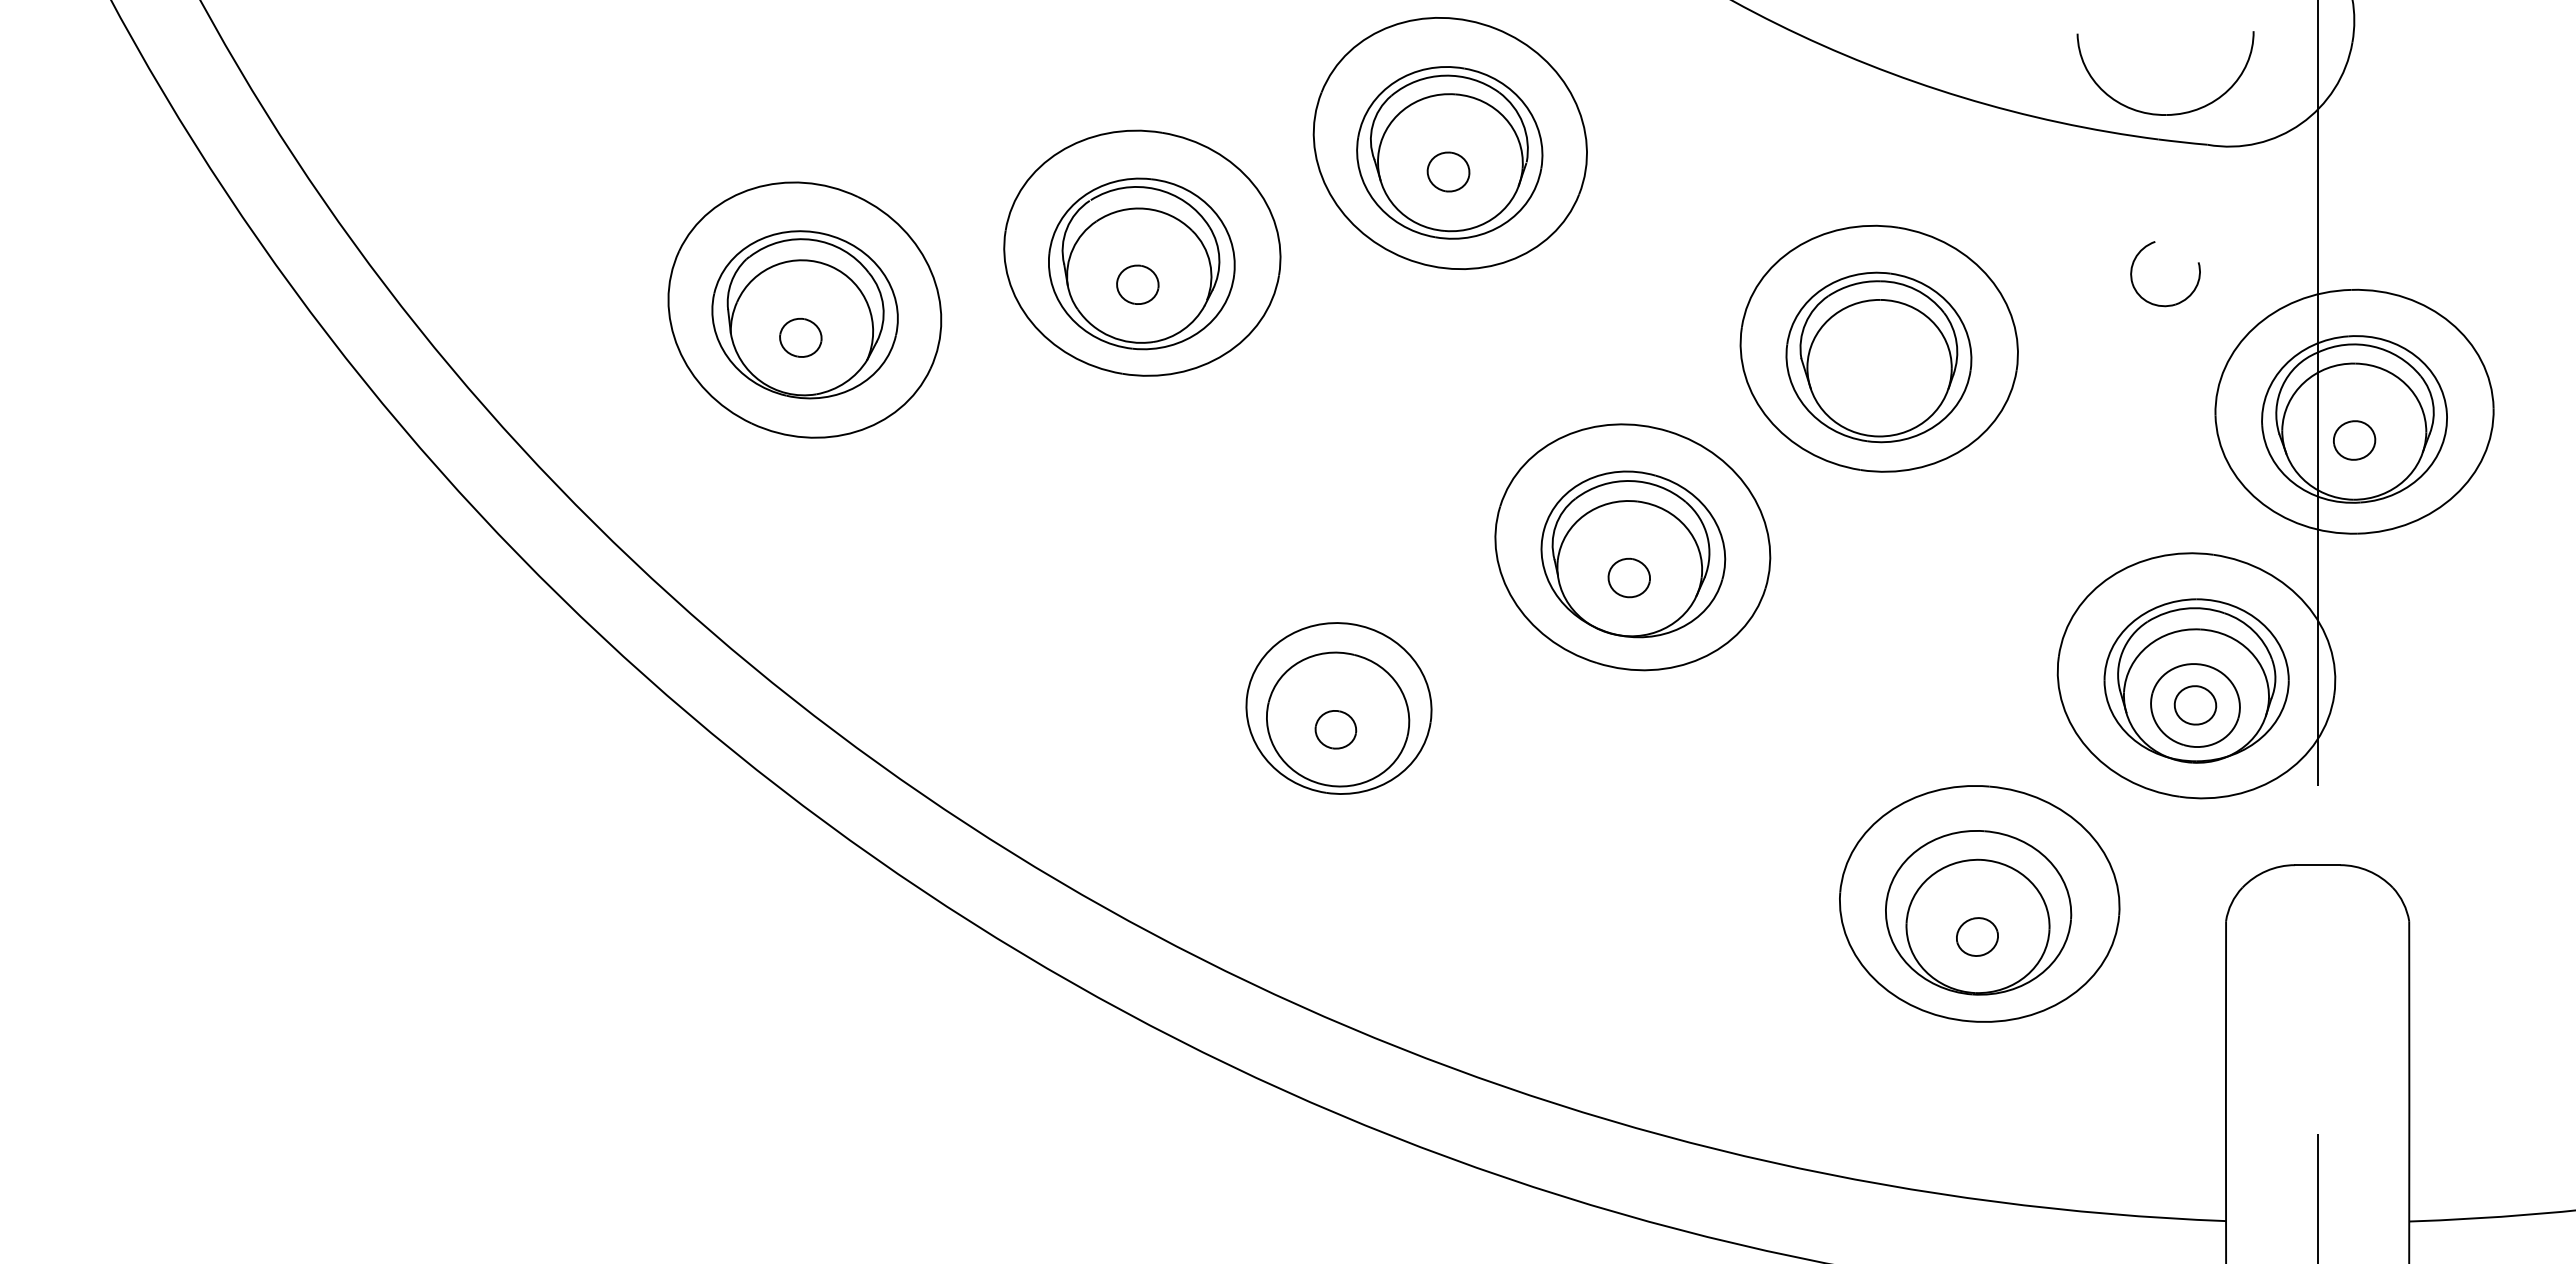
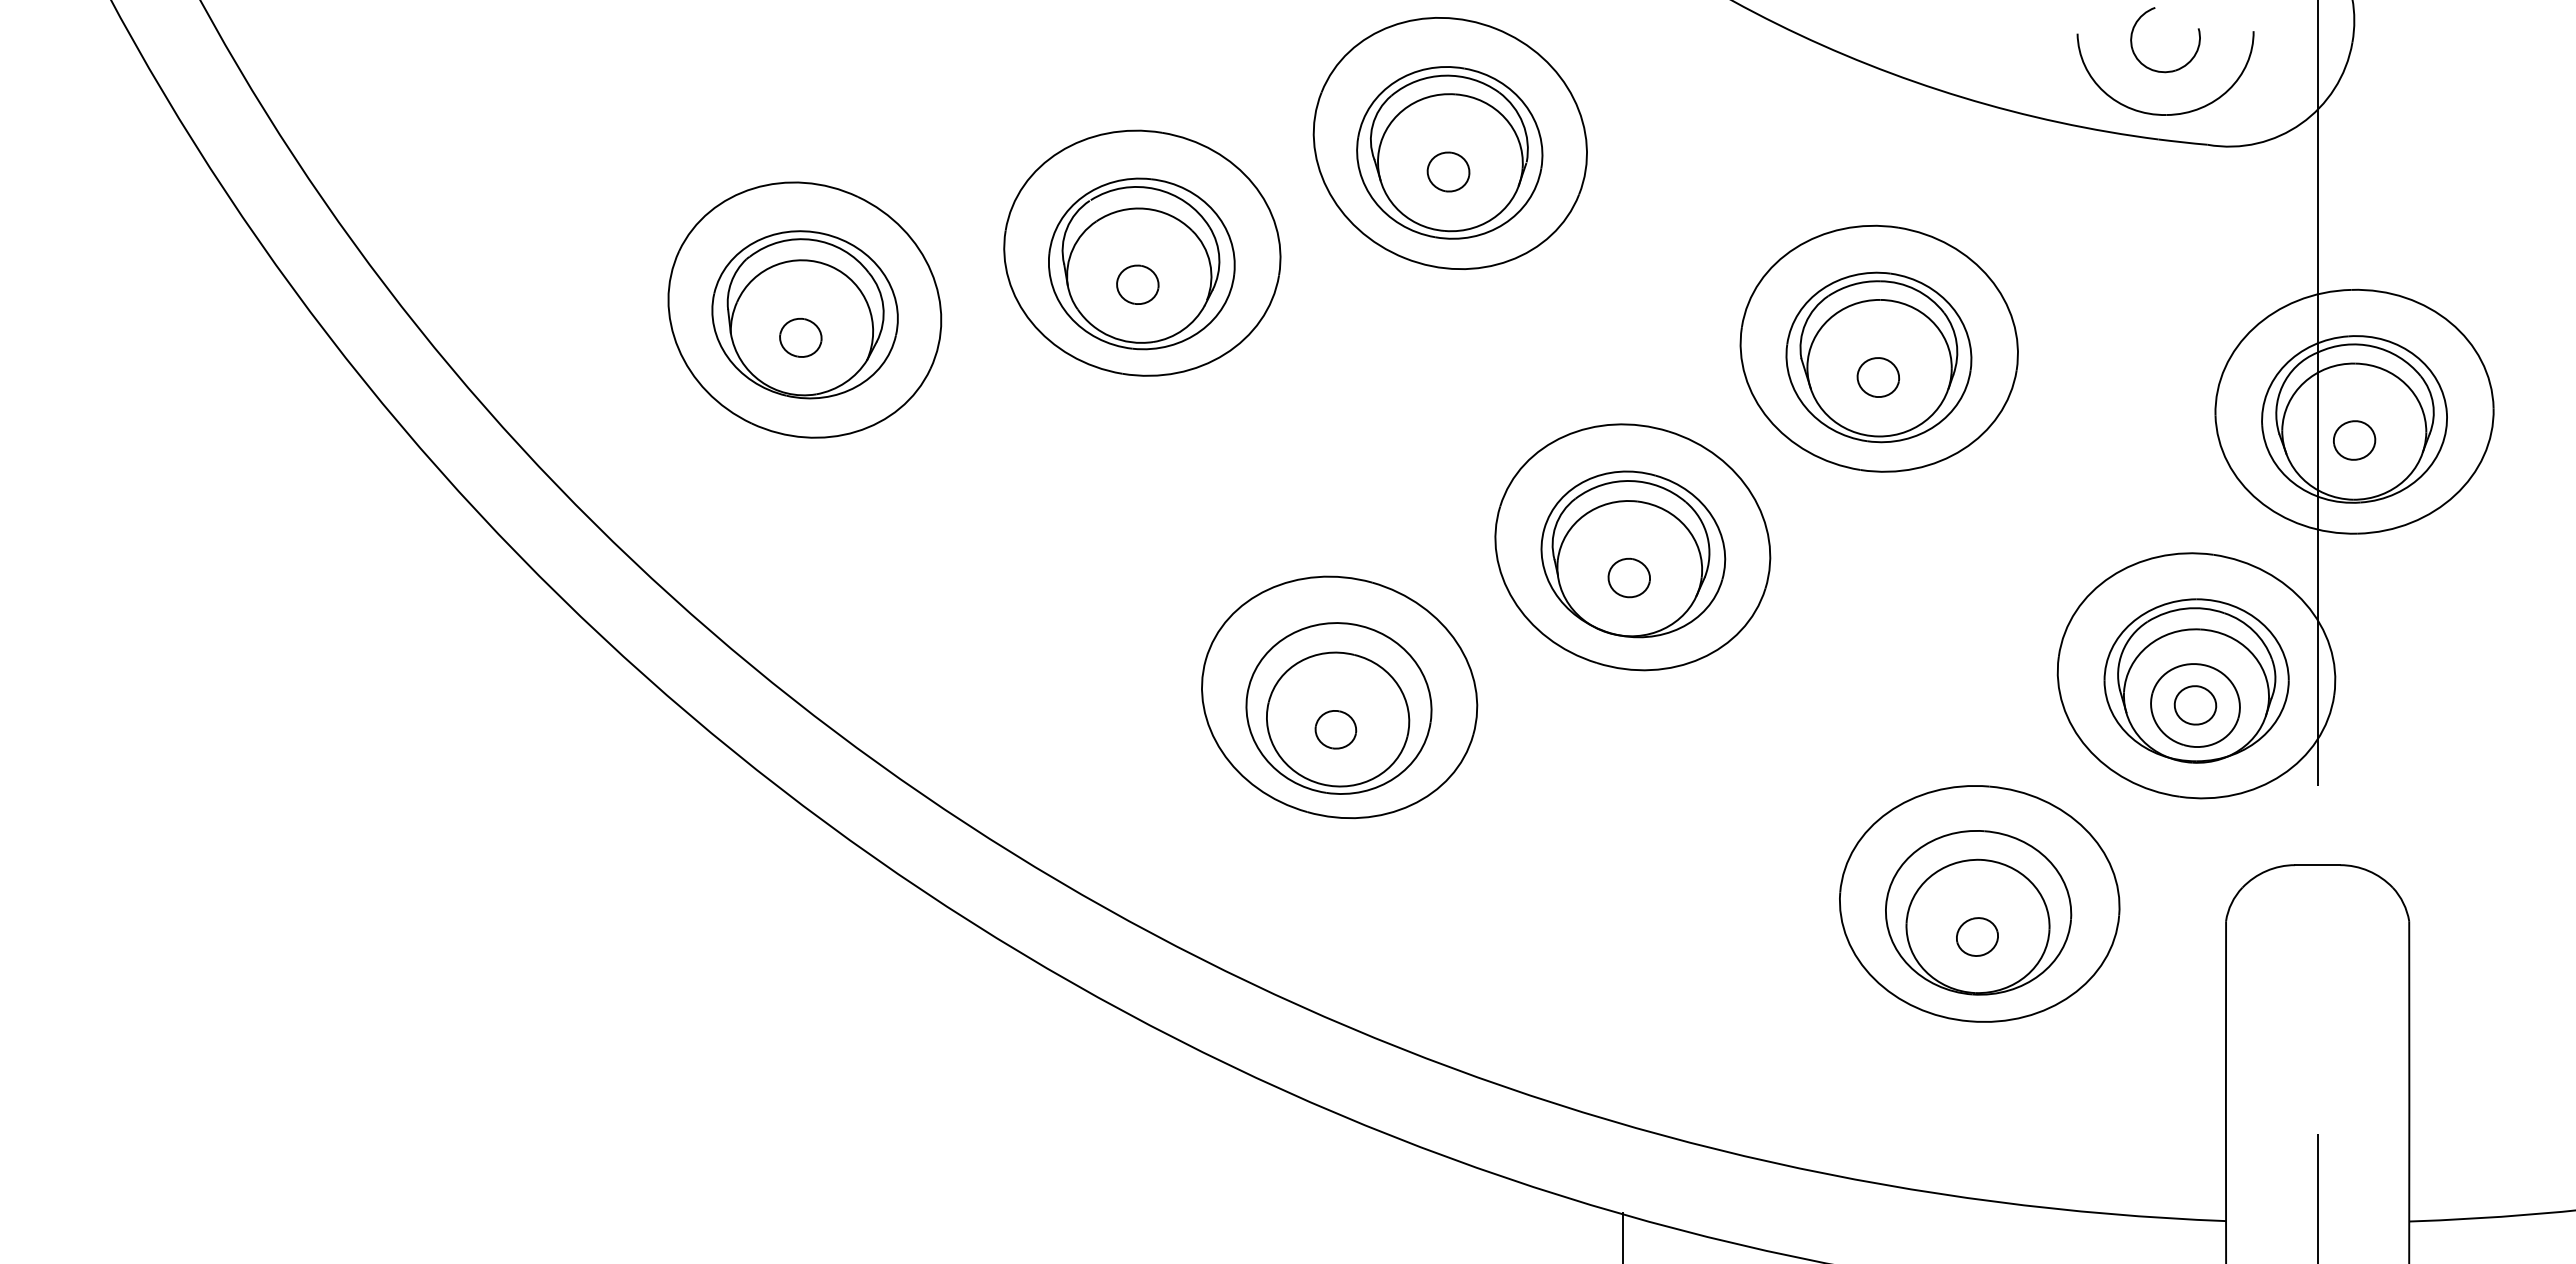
part position: (2169, 304) -> (2169, 70) (2169, 70)
part: none -> present (1878, 377)
part: none -> present (1339, 697)
line: none -> present (1622, 1236)
